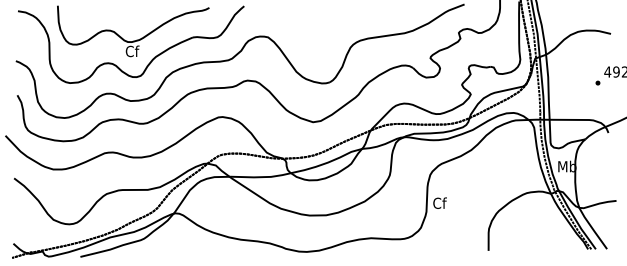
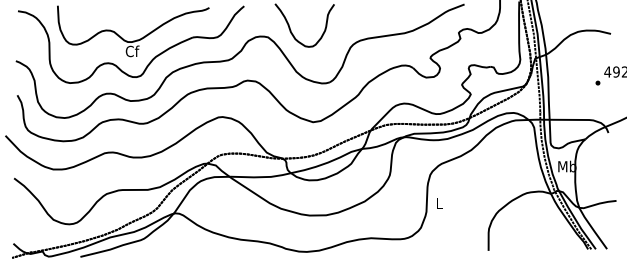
curve: none -> present (292, 32)
text: Cf -> L (439, 202)
